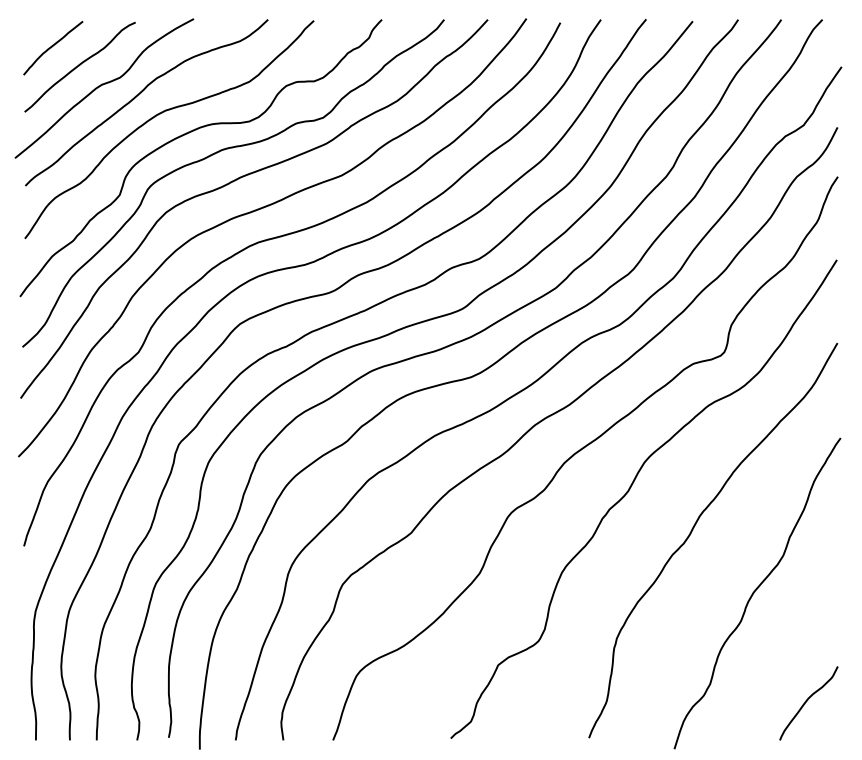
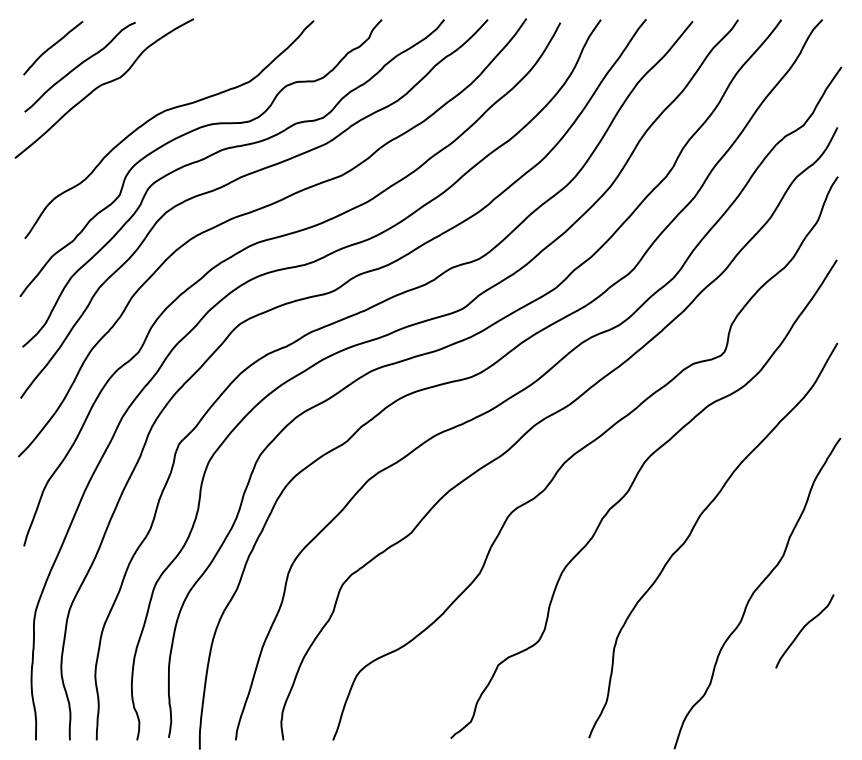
curve: present -> none (140, 94)
curve position: (807, 701) -> (803, 629) (803, 629)
